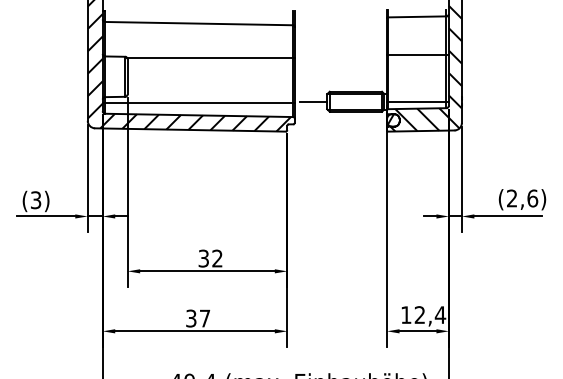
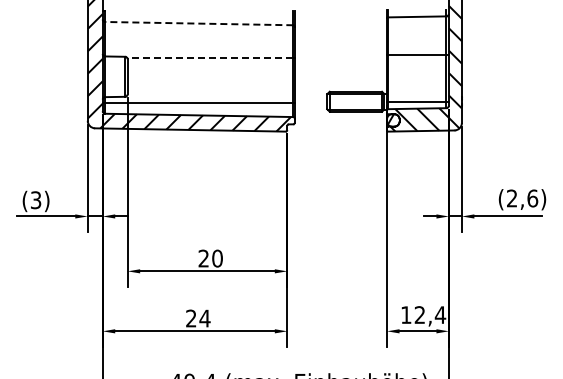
line: solid -> dashed (198, 23)
line: solid -> dashed (209, 57)
line: present -> none (313, 101)
text: 32 -> 20 (210, 258)
text: 37 -> 24 (198, 318)
